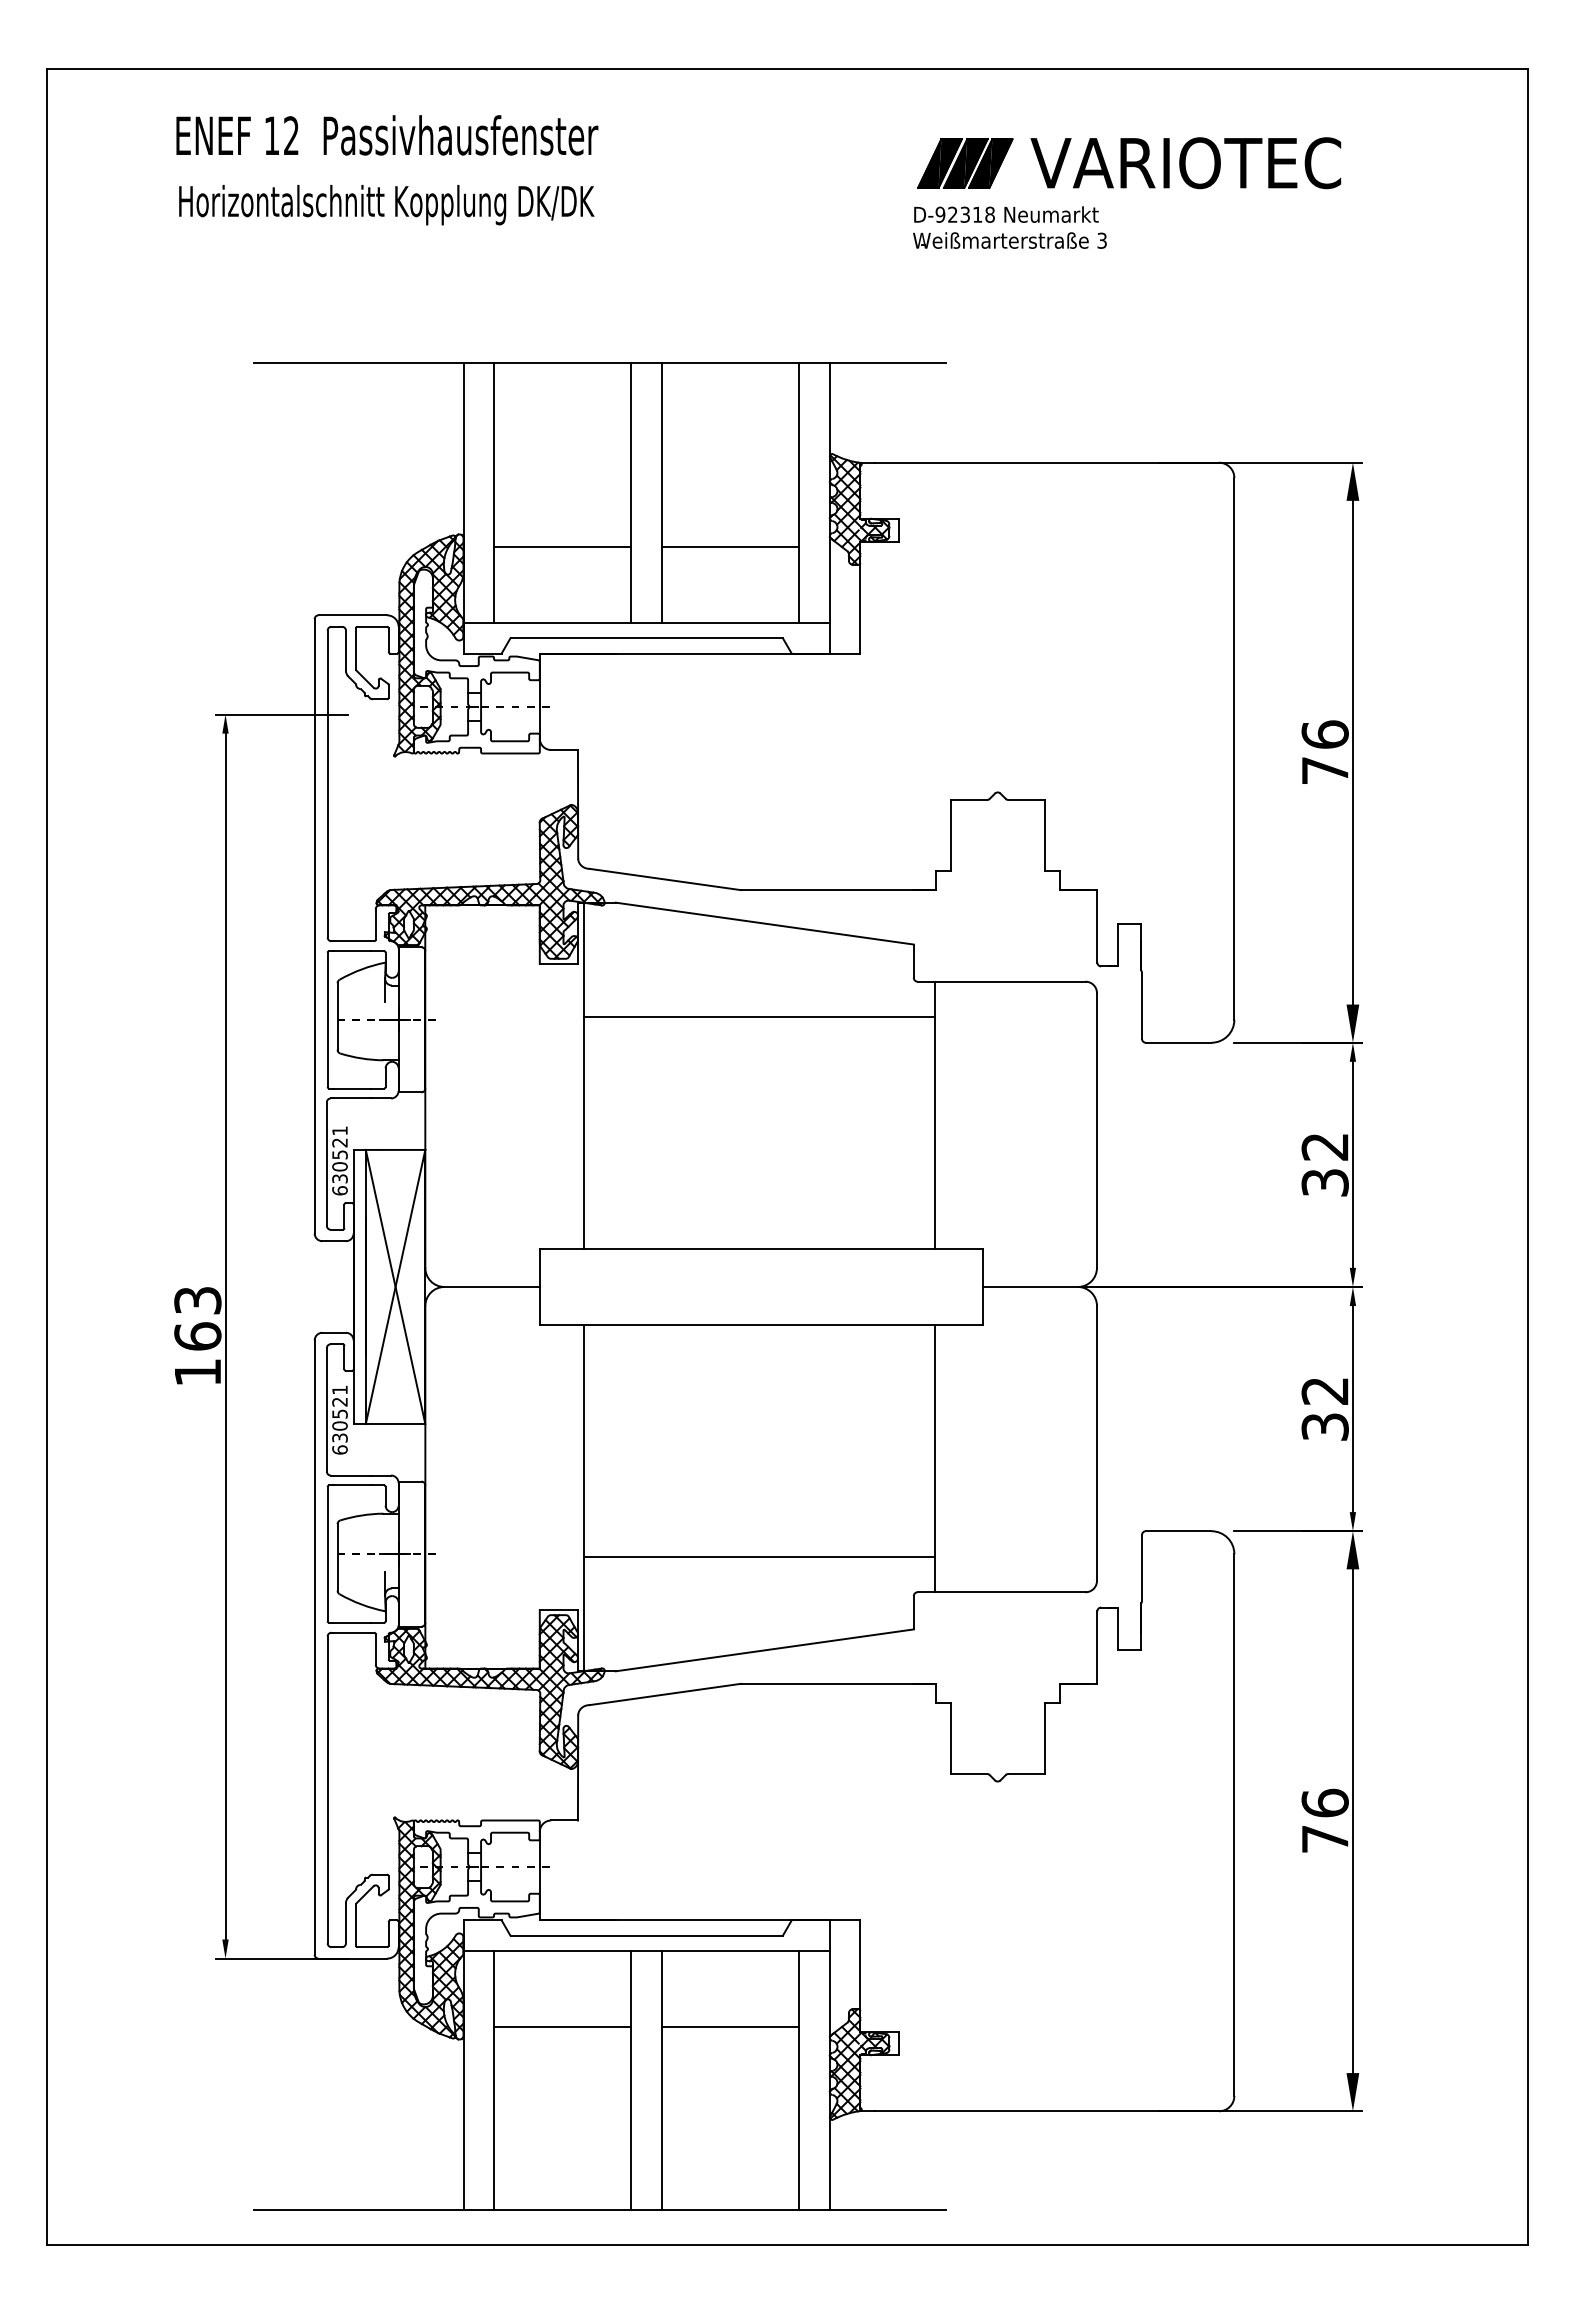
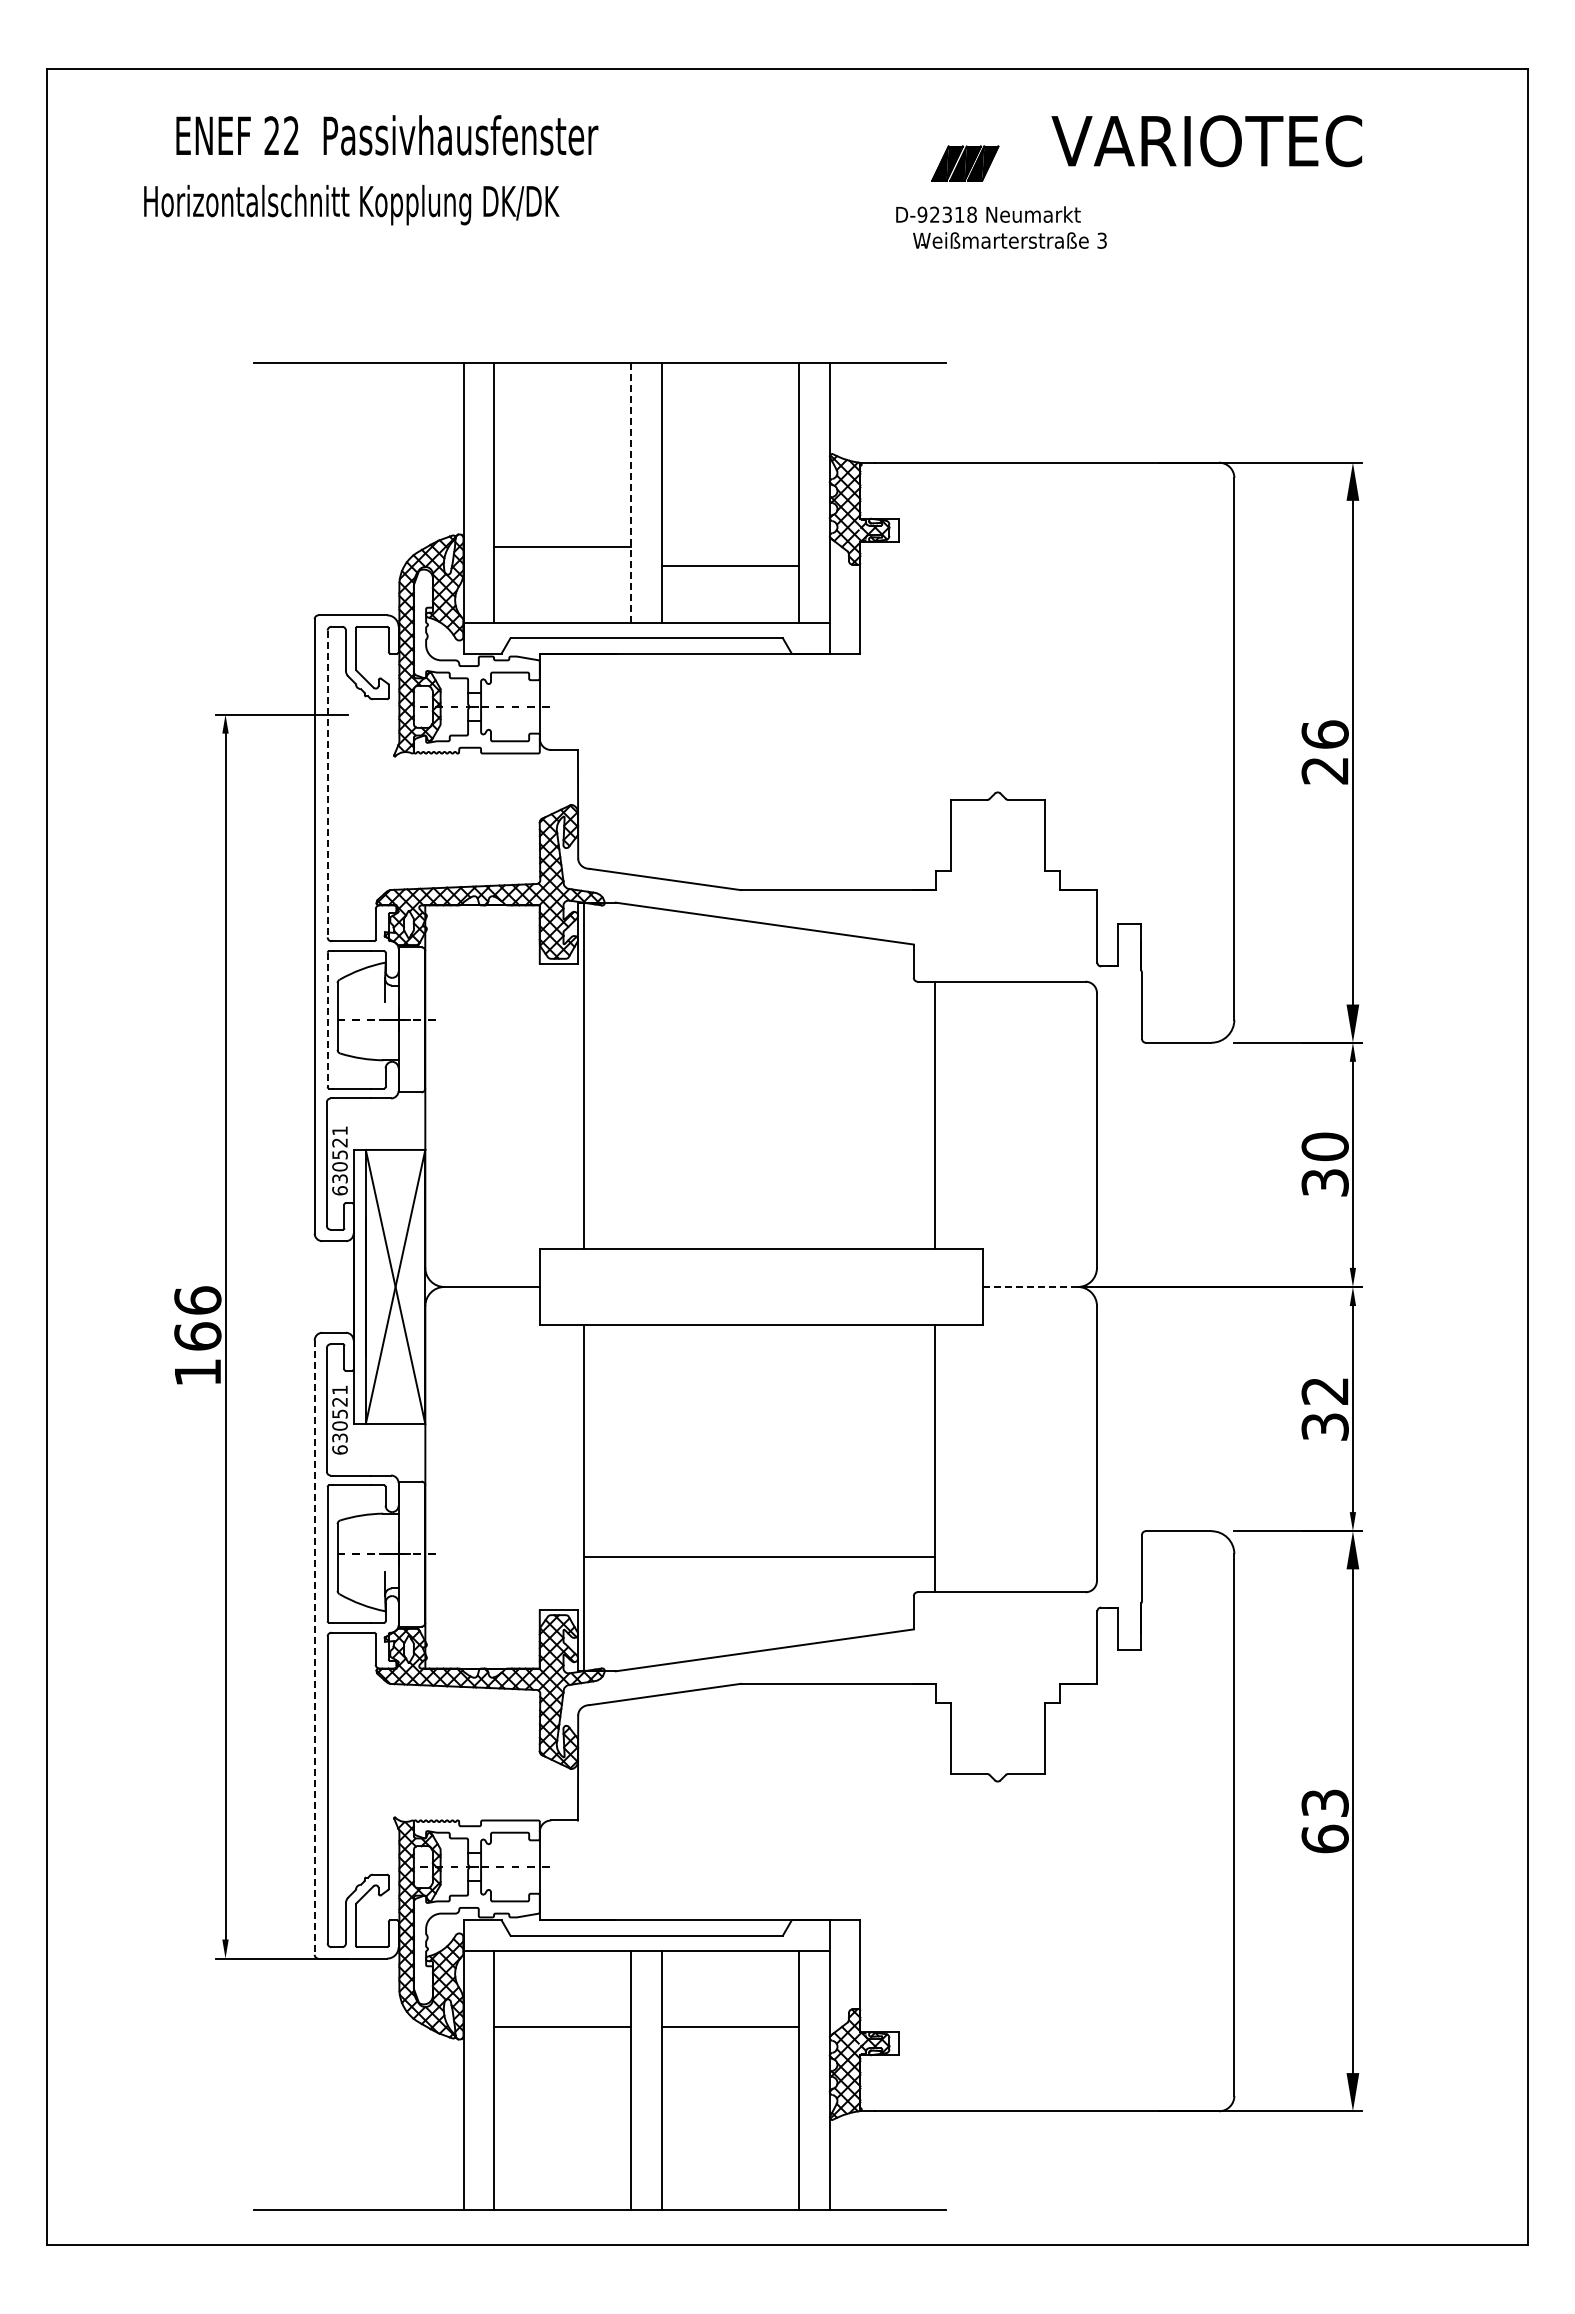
text: 12 -> 22 (271, 135)
part size: 97x51 px -> 69x37 px (965, 163)
text position: (1185, 163) -> (1206, 141) (1206, 141)
text position: (386, 205) -> (351, 205) (351, 205)
text position: (1006, 214) -> (988, 214) (988, 214)
line: solid -> dashed (631, 493)
line position: (730, 546) -> (730, 565) (730, 565)
text: 76 -> 26 (1324, 770)
line: solid -> dashed (327, 784)
line: present -> none (759, 1017)
line: solid -> dashed (327, 1020)
text: 32 -> 30 (1324, 1146)
line: solid -> dashed (1030, 1286)
text: 163 -> 166 (197, 1300)
line: solid -> dashed (314, 1648)
text: 76 -> 63 (1324, 1820)
